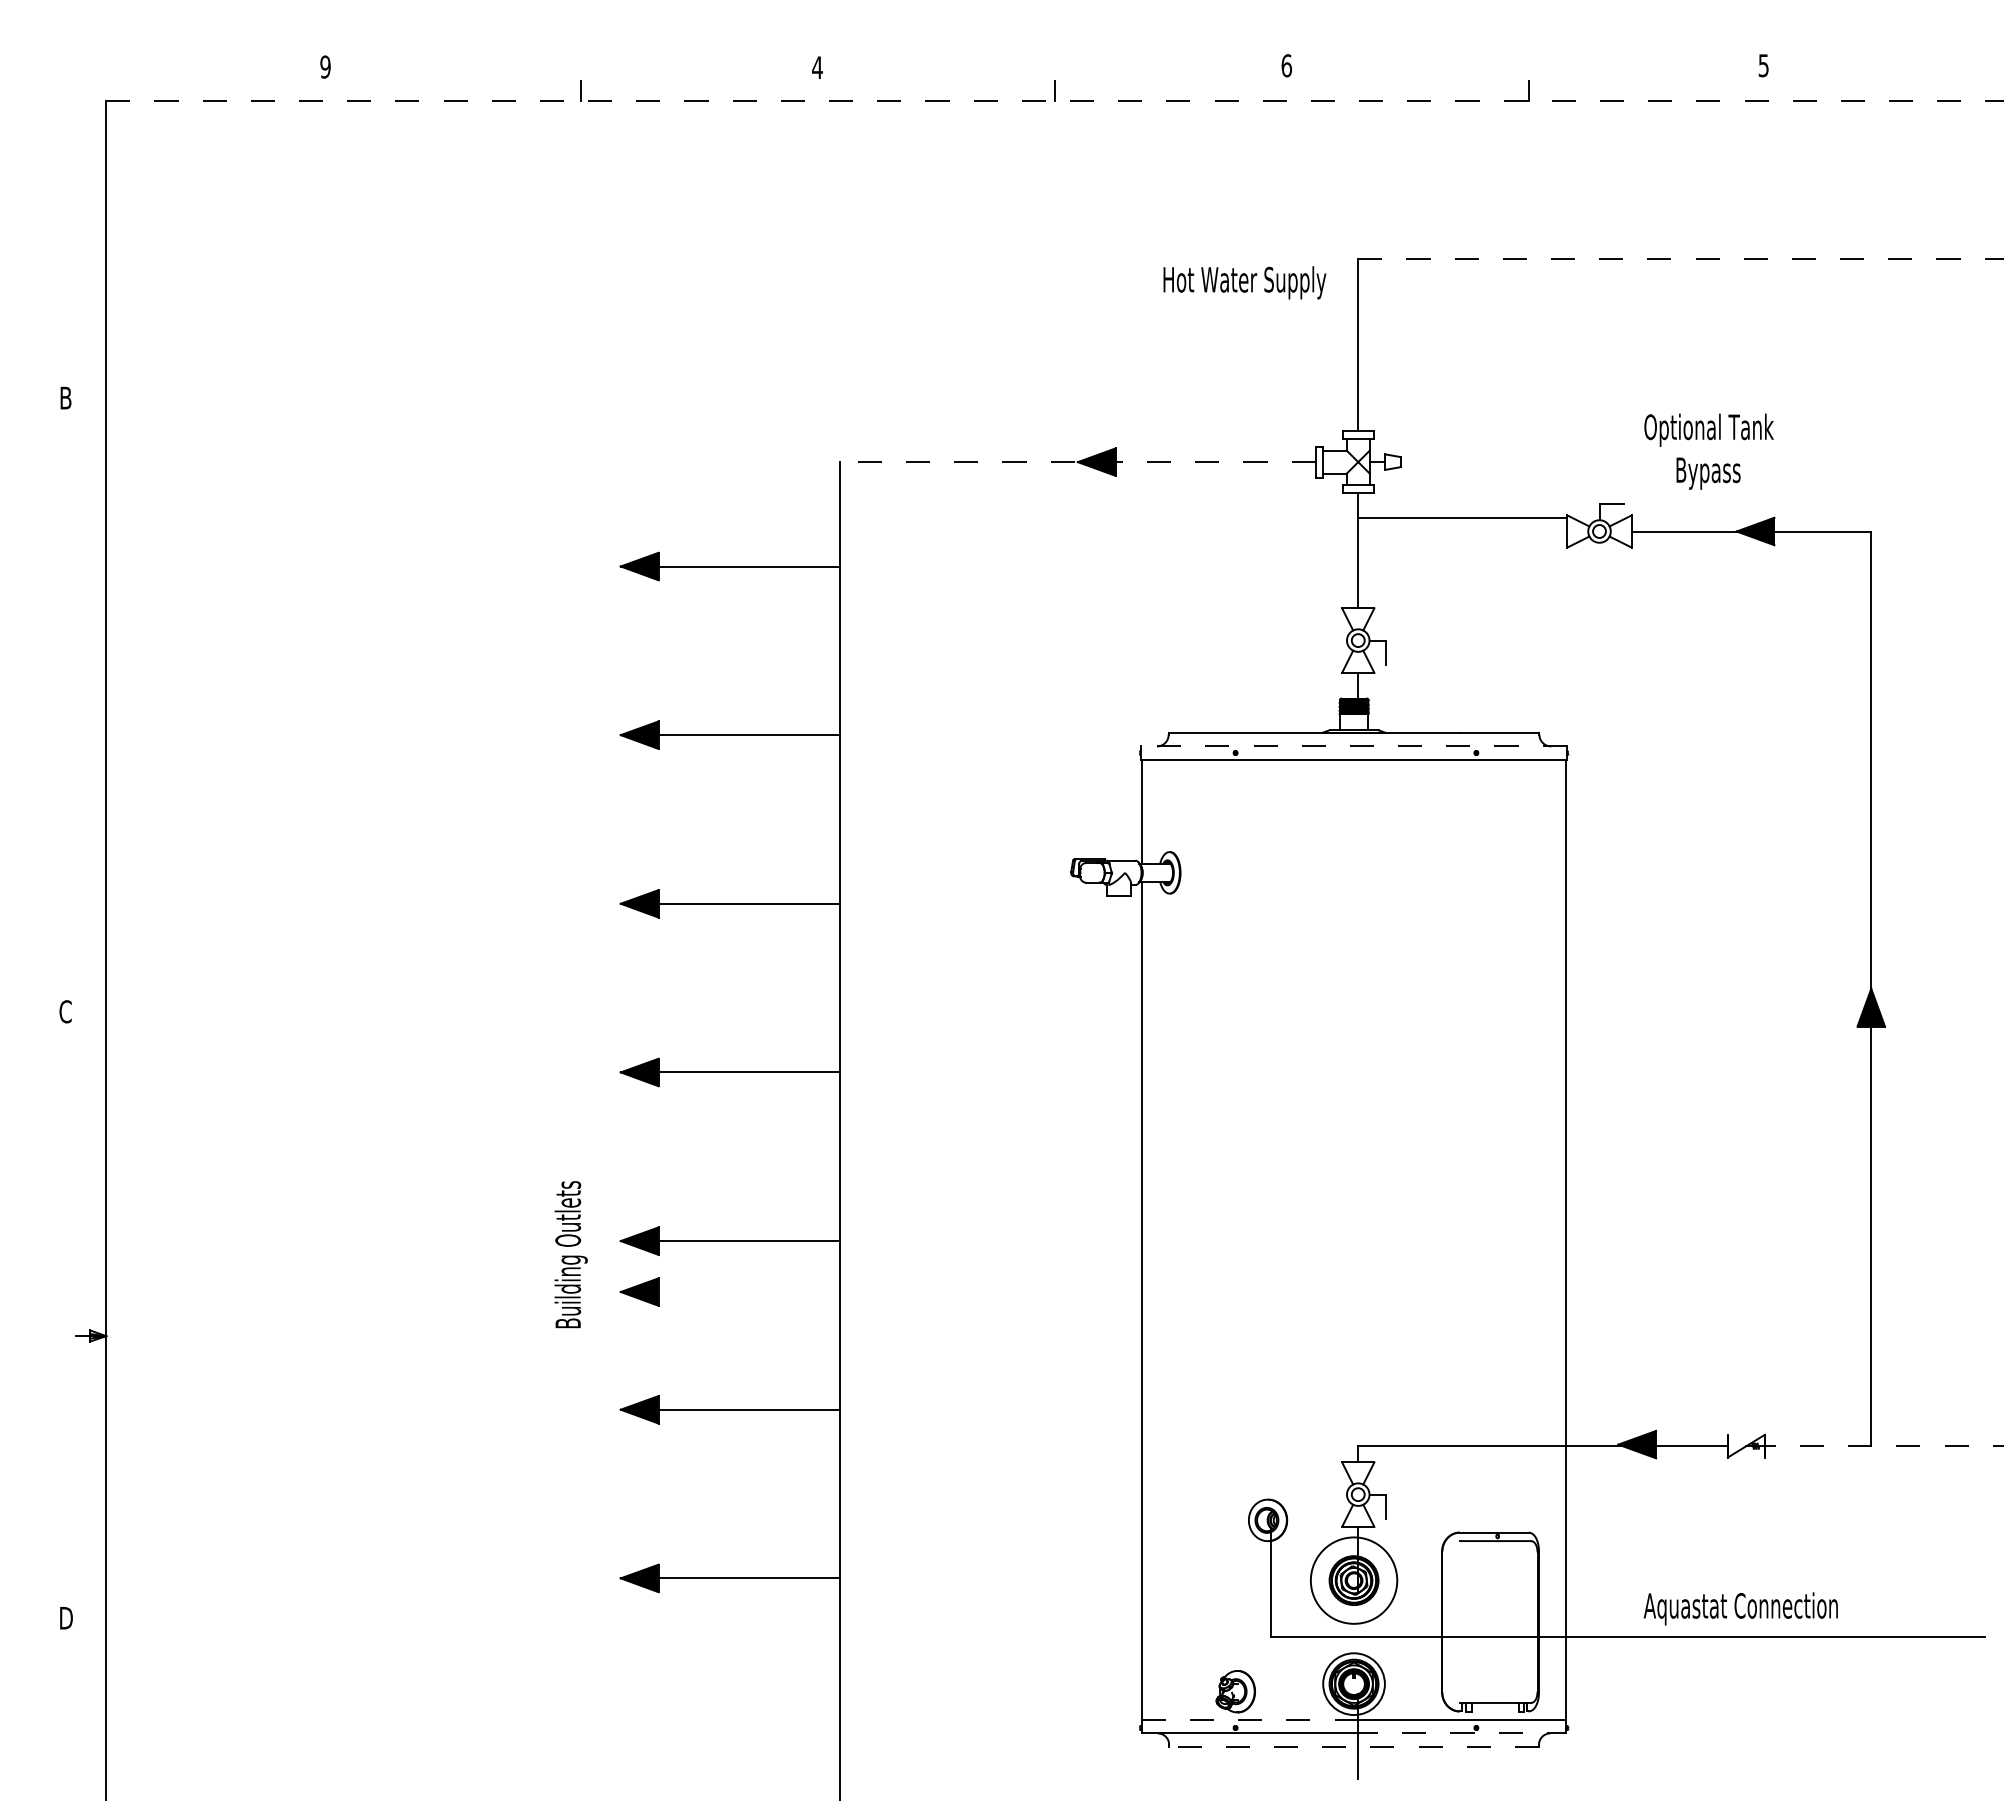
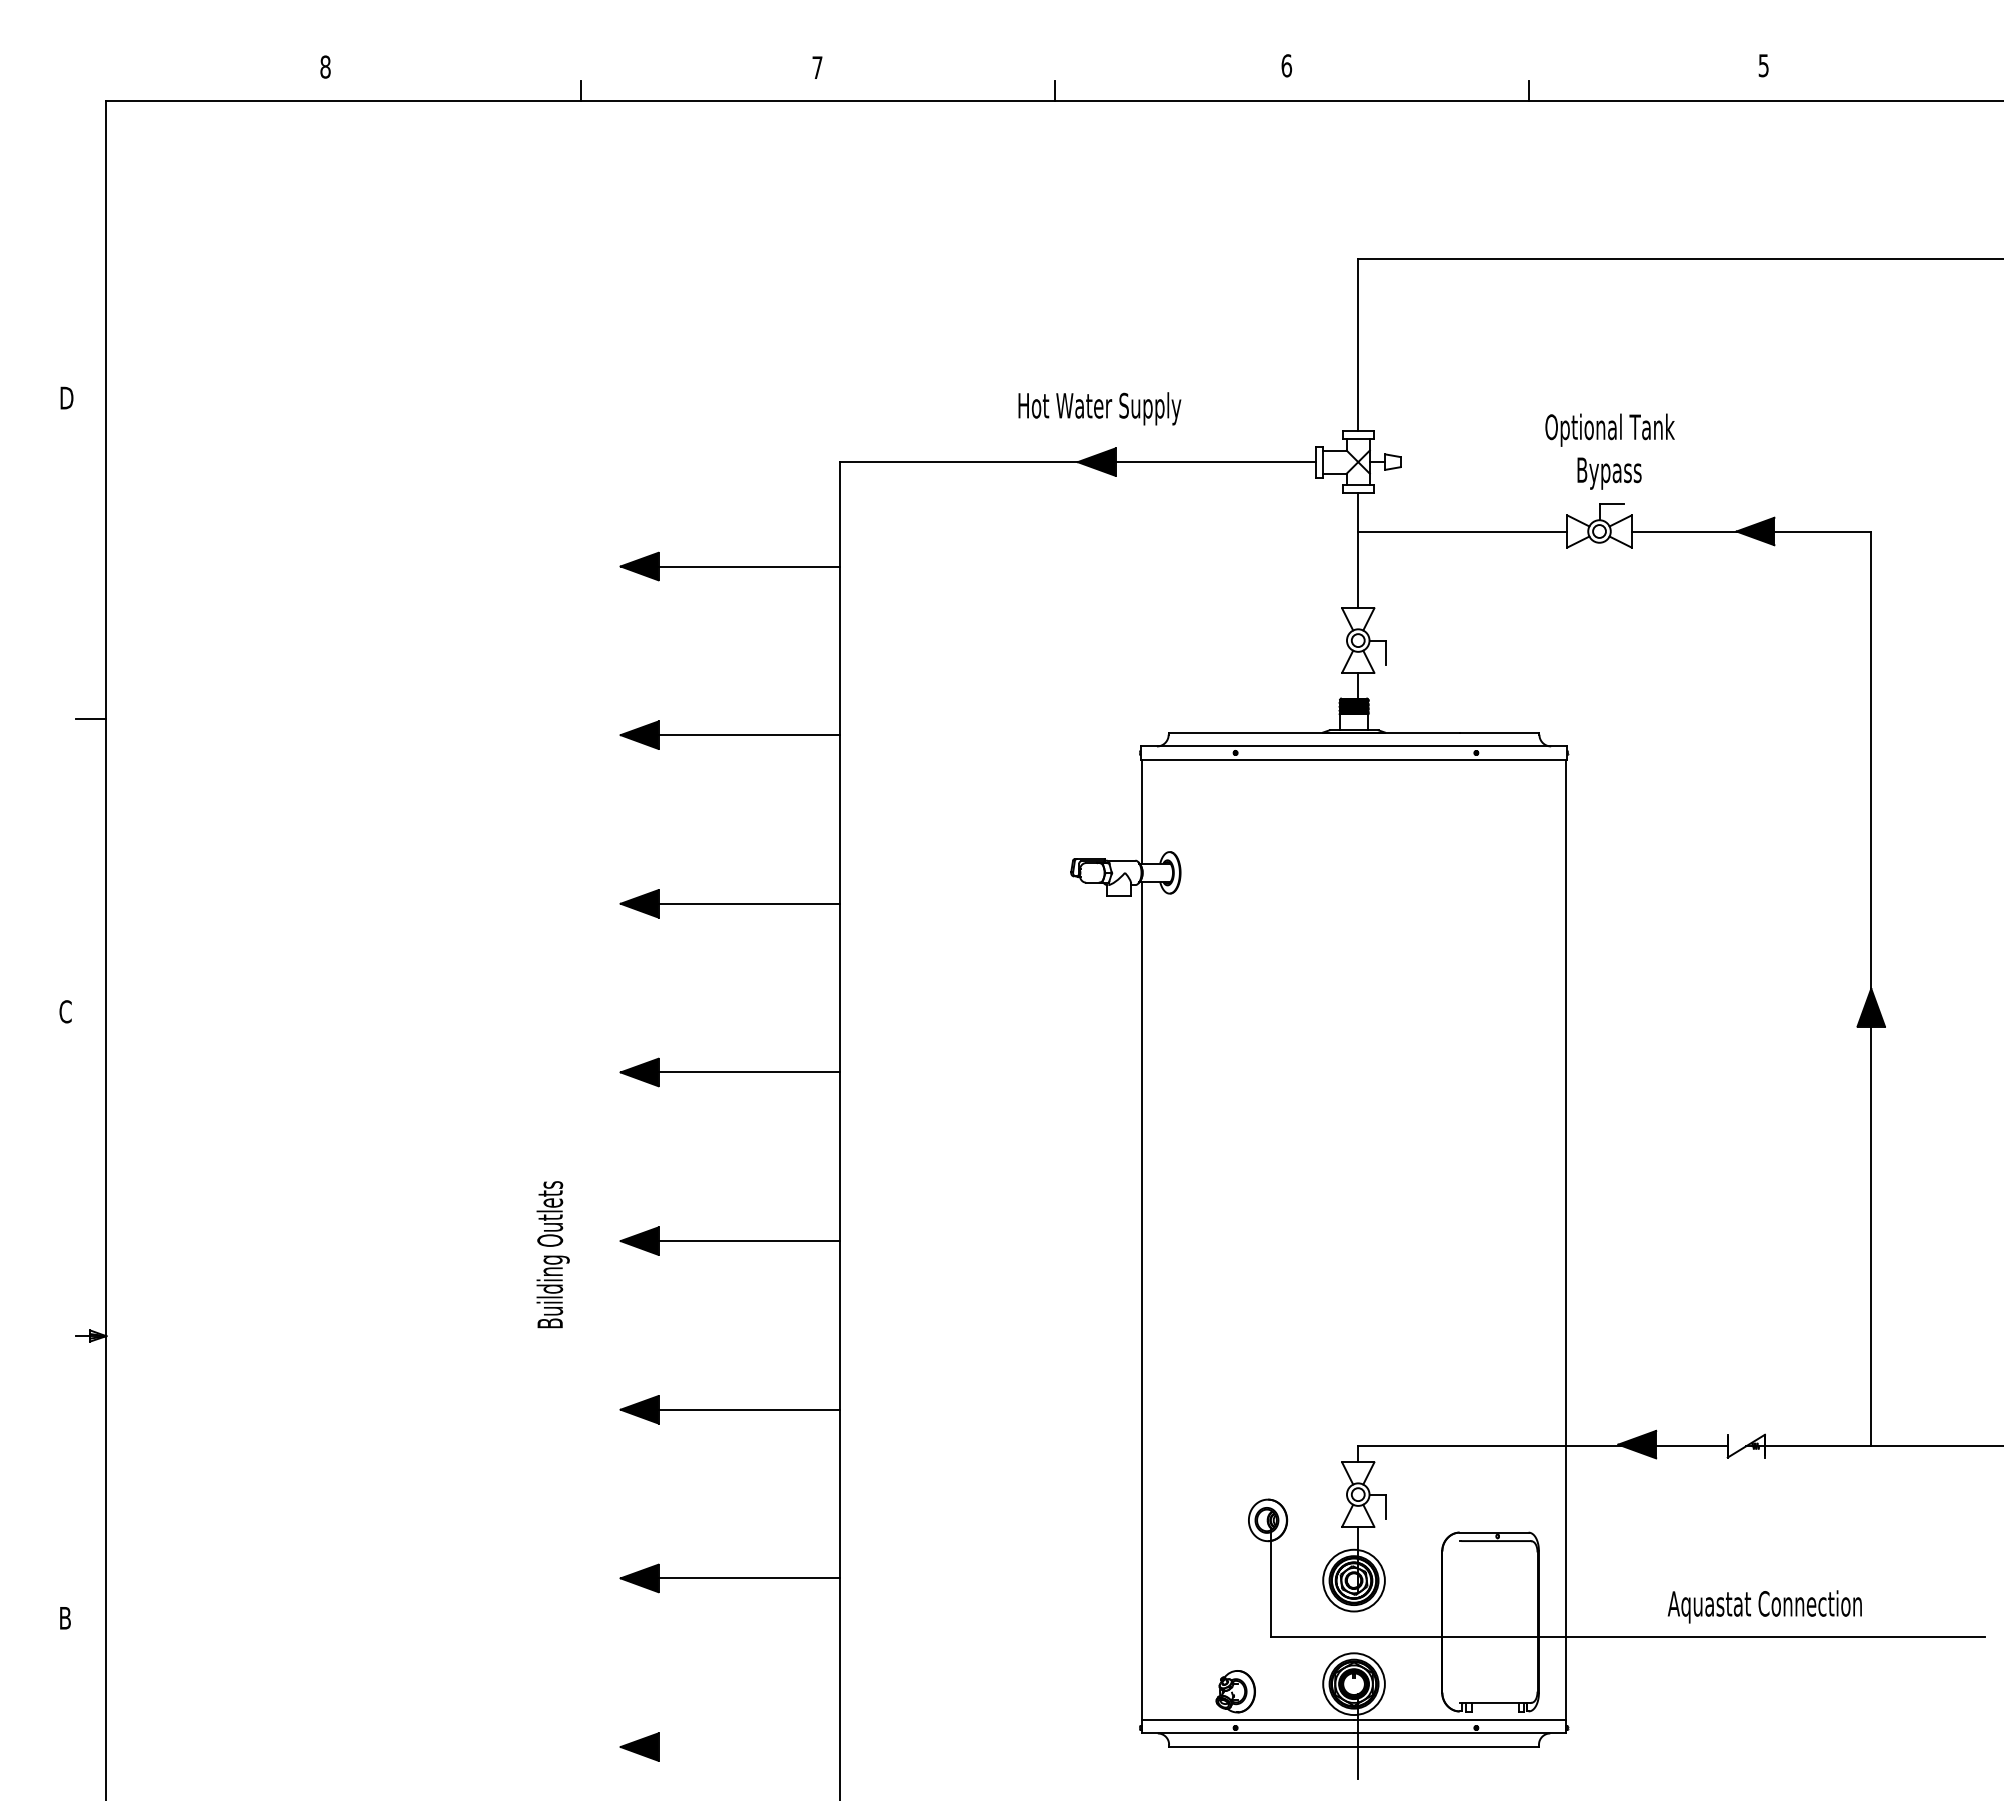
text: 9 -> 8 (325, 66)
text: 4 -> 7 (817, 67)
line: dashed -> solid (1055, 101)
line: dashed -> solid (1681, 258)
text position: (1244, 282) -> (1099, 408) (1099, 408)
text: B -> D (67, 398)
text position: (1708, 451) -> (1609, 451) (1609, 451)
line: dashed -> solid (1077, 462)
line position: (1462, 517) -> (1462, 531) (1462, 531)
line: none -> present (91, 718)
line: dashed -> solid (1354, 746)
text position: (570, 1254) -> (552, 1254) (552, 1254)
part position: (639, 1291) -> (639, 1746) (639, 1746)
line: dashed -> solid (1883, 1446)
circle diameter: 86 px -> 62 px (1353, 1580)
text position: (1740, 1608) -> (1764, 1606) (1764, 1606)
text: D -> B (67, 1618)
line: dashed -> solid (1248, 1720)
line: dashed -> solid (1460, 1733)
line: dashed -> solid (1354, 1746)
